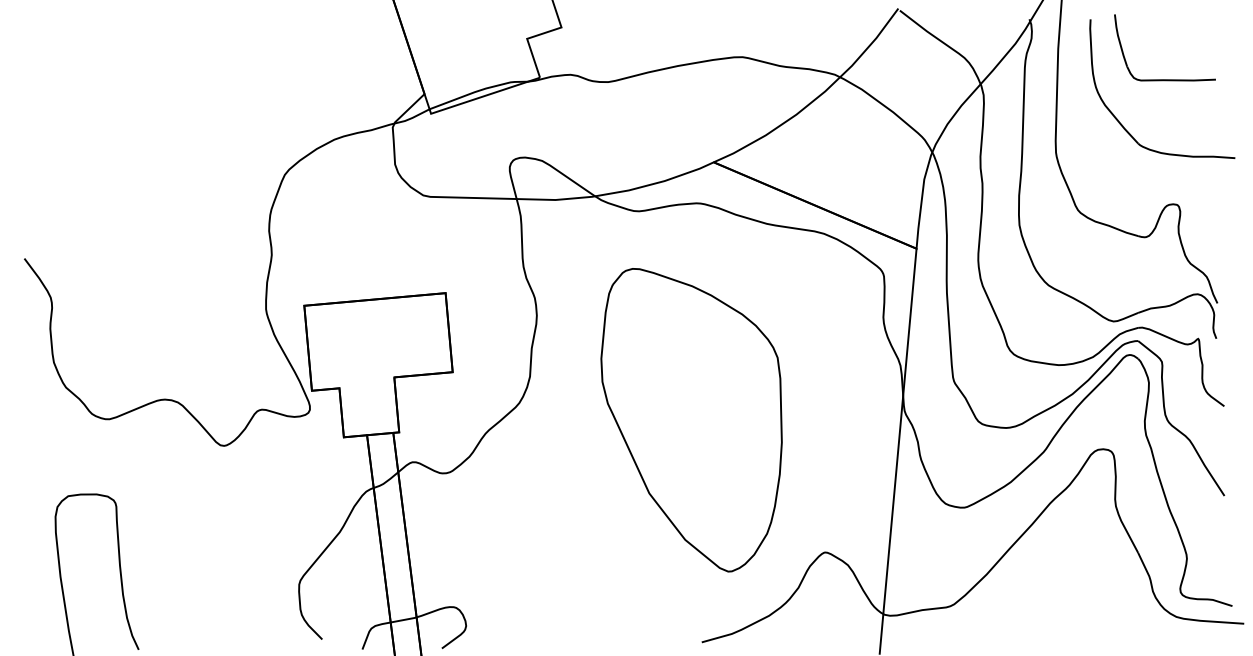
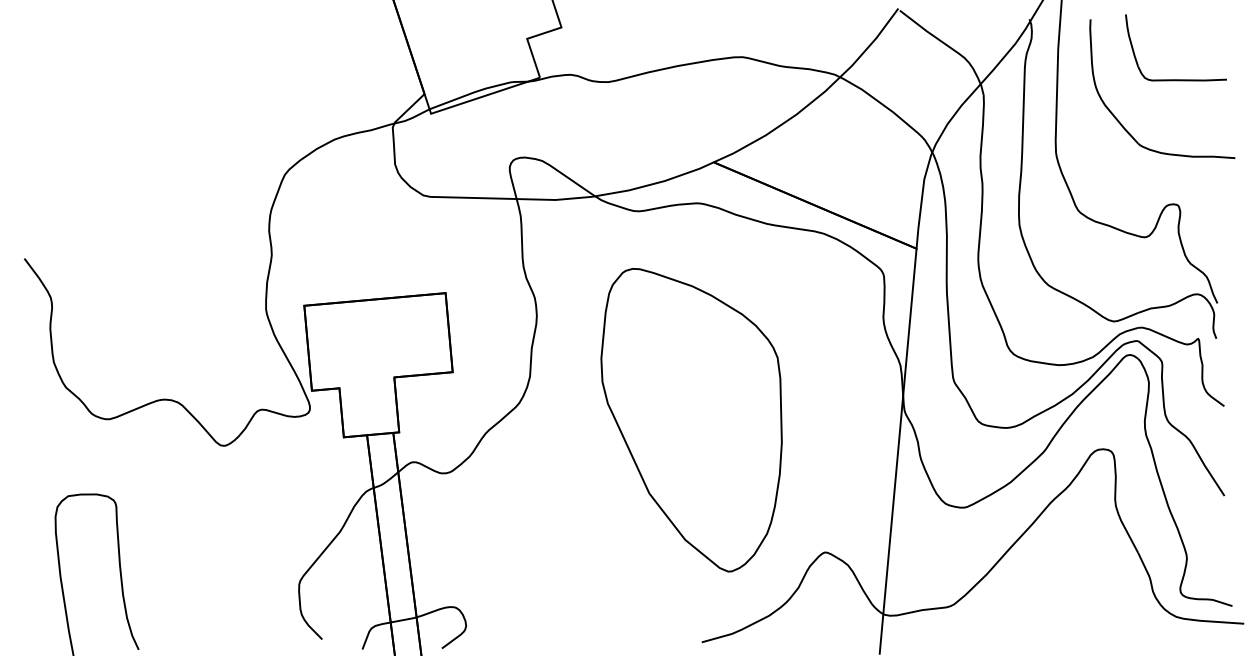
part position: (1164, 79) -> (1175, 79) (1175, 79)
